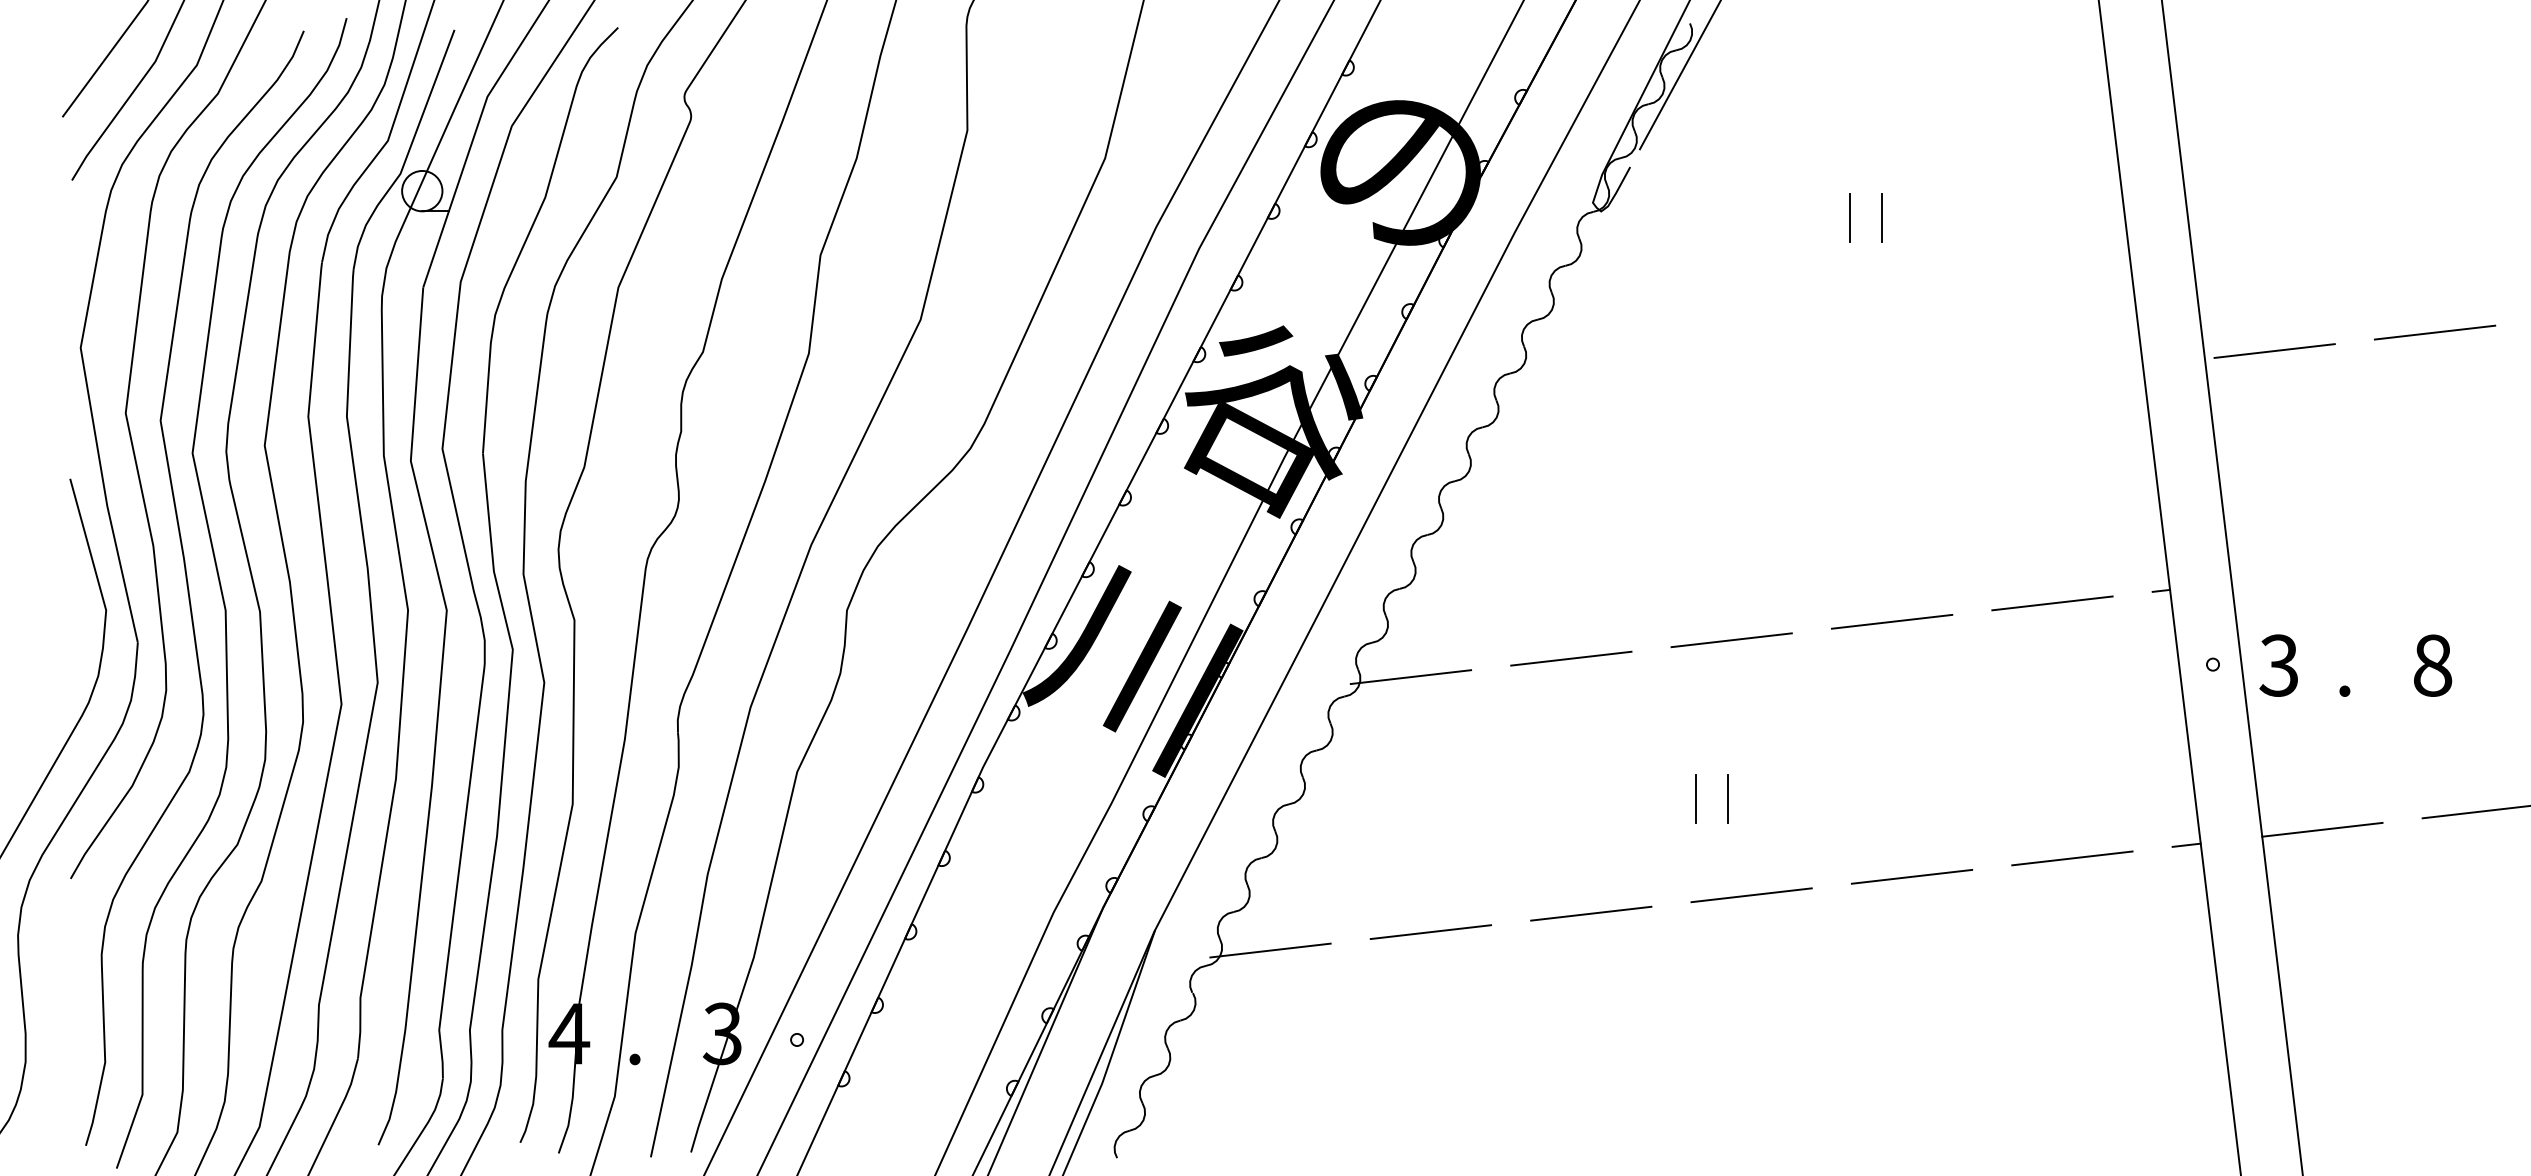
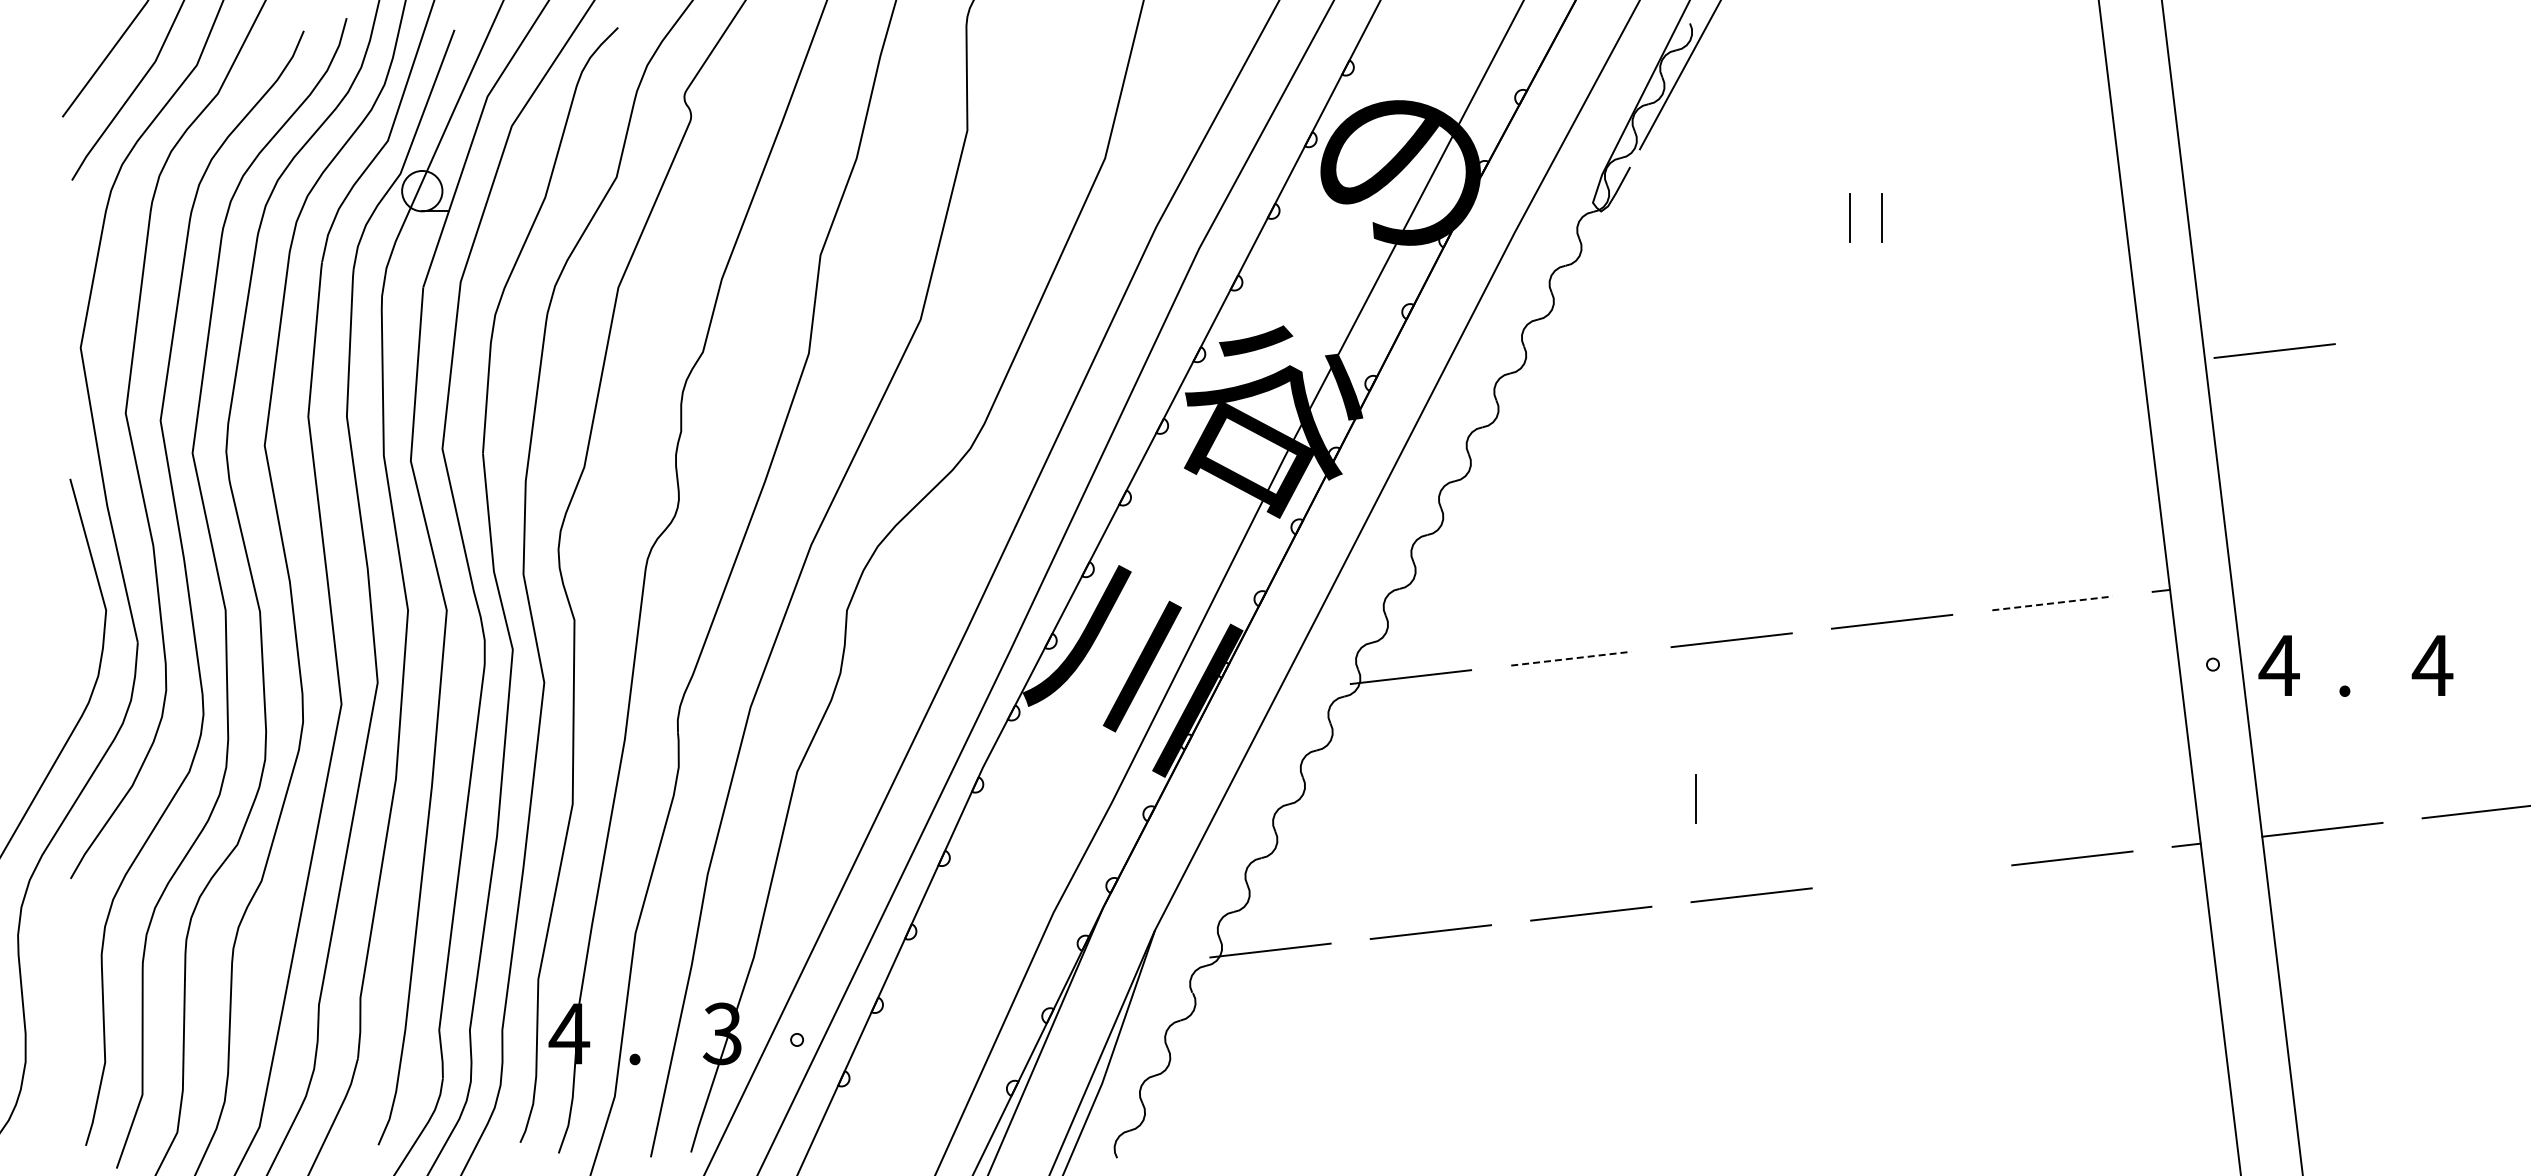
line: present -> none (2434, 332)
line: solid -> dashed (2052, 603)
line: solid -> dashed (1571, 658)
text: 3 -> 4 (2278, 665)
text: 8 -> 4 (2432, 665)
line: present -> none (1728, 799)
line: present -> none (1911, 876)
